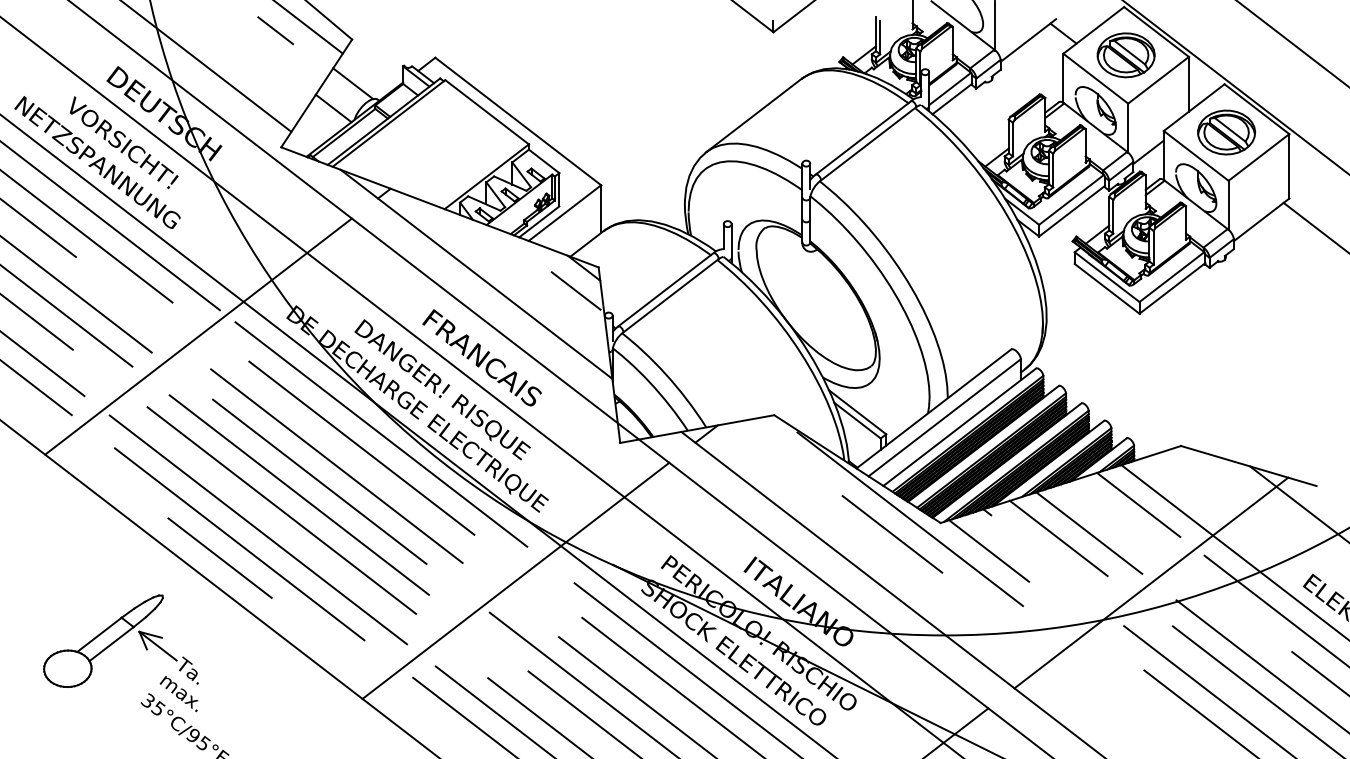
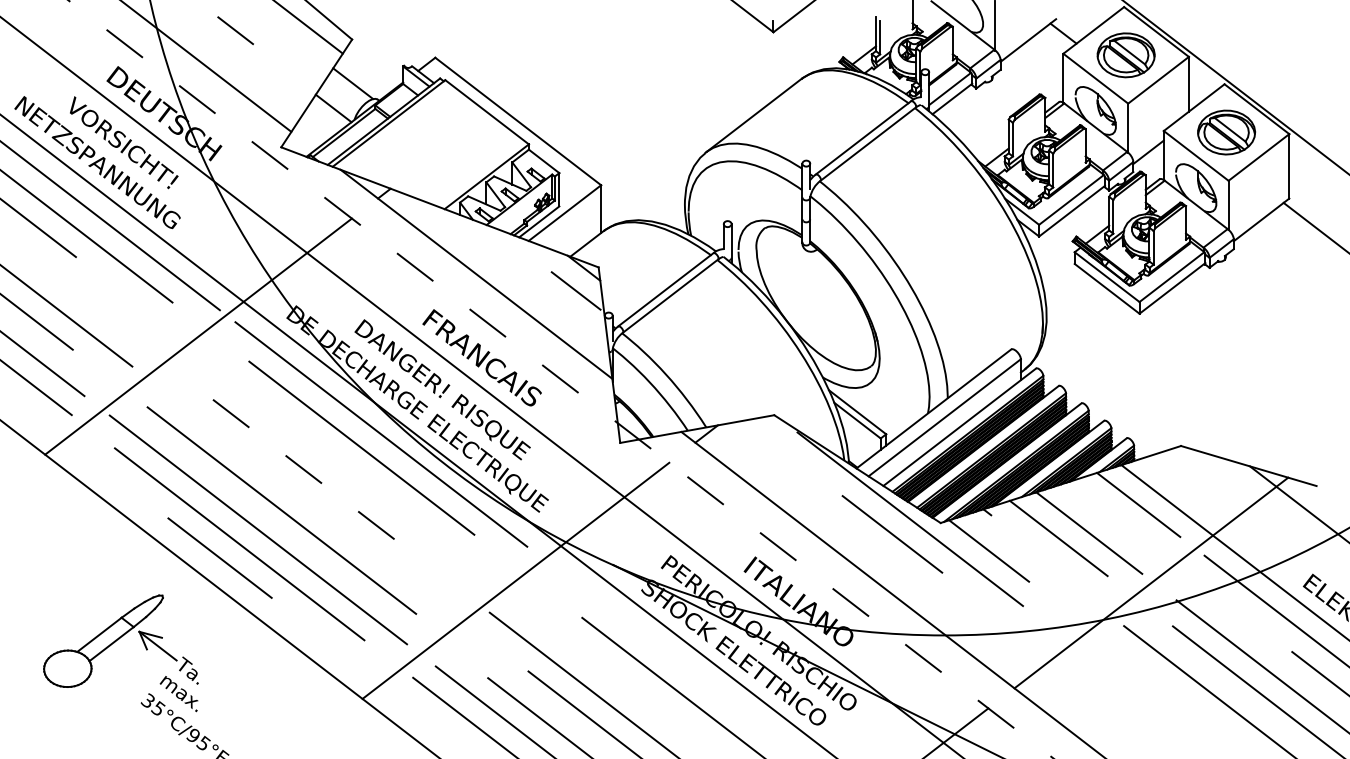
line position: (275, 30) -> (235, 30) (235, 30)
line: present -> none (1292, 43)
line: present -> none (76, 294)
line: solid -> dashed (560, 379)
line: present -> none (336, 466)
line: solid -> dashed (319, 481)
line: present -> none (298, 494)
line: present -> none (686, 669)
line: present -> none (636, 696)
line: present -> none (1199, 712)
